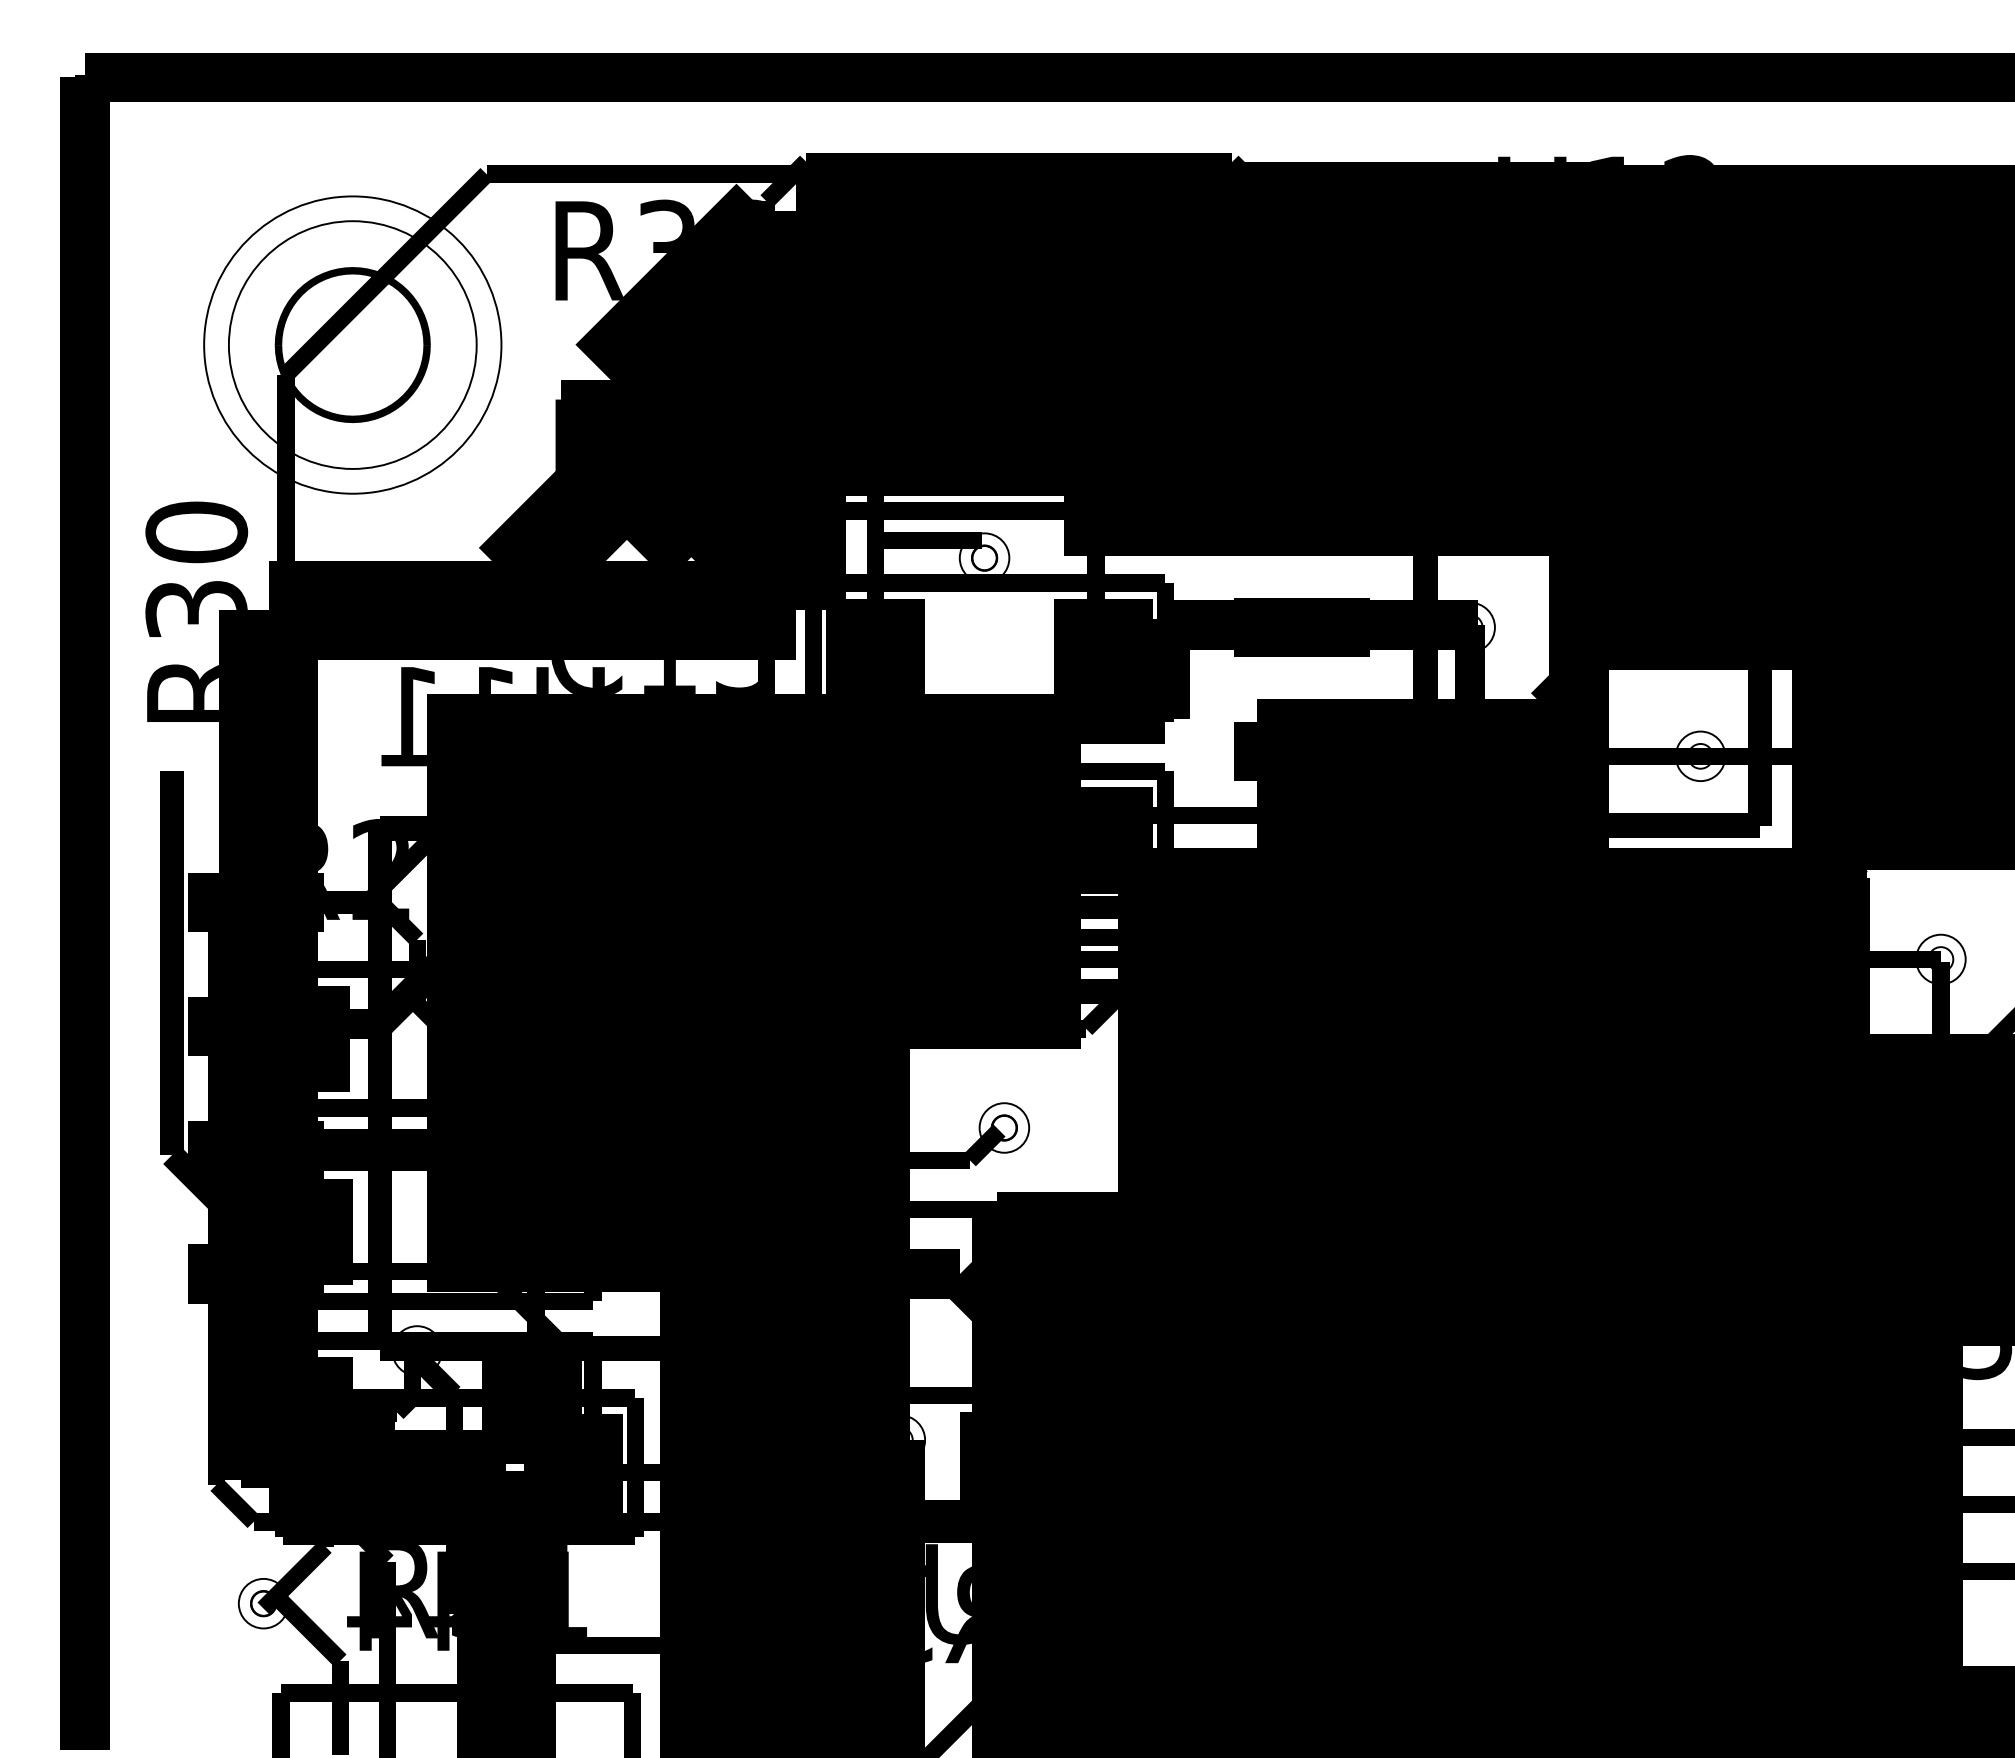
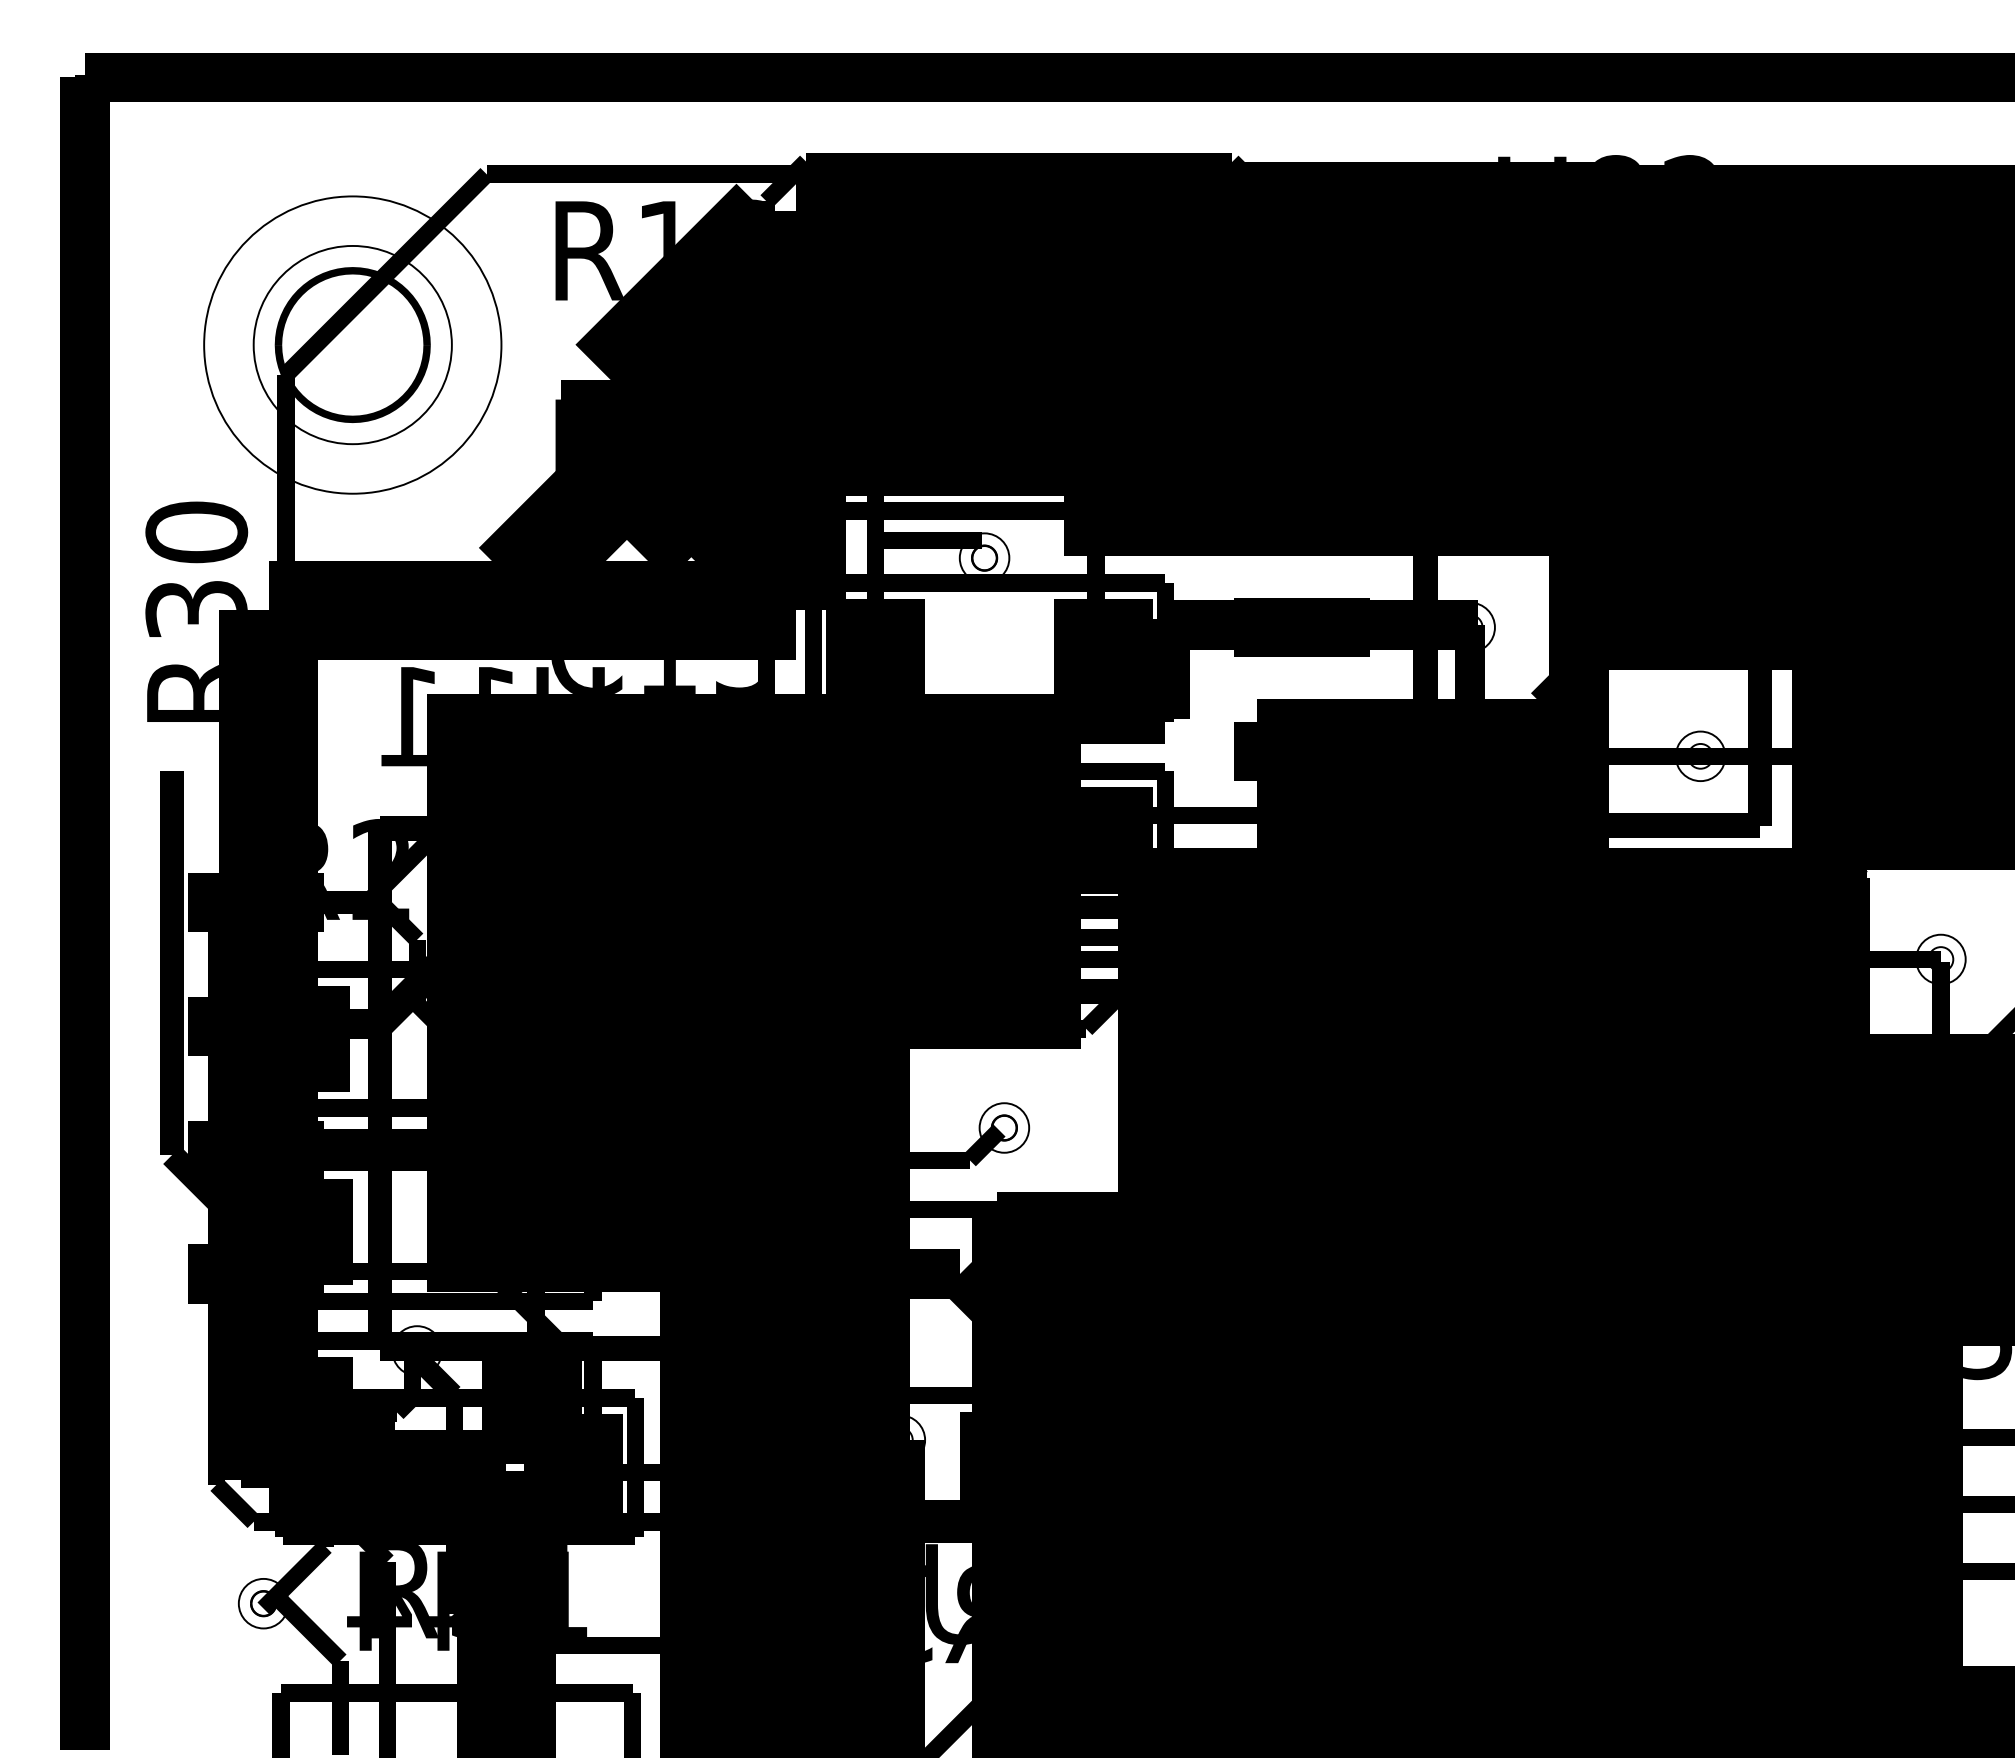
text: U12 -> U82 (1614, 159)
text: R36 -> R16 (667, 227)
circle diameter: 248 px -> 198 px (352, 344)
